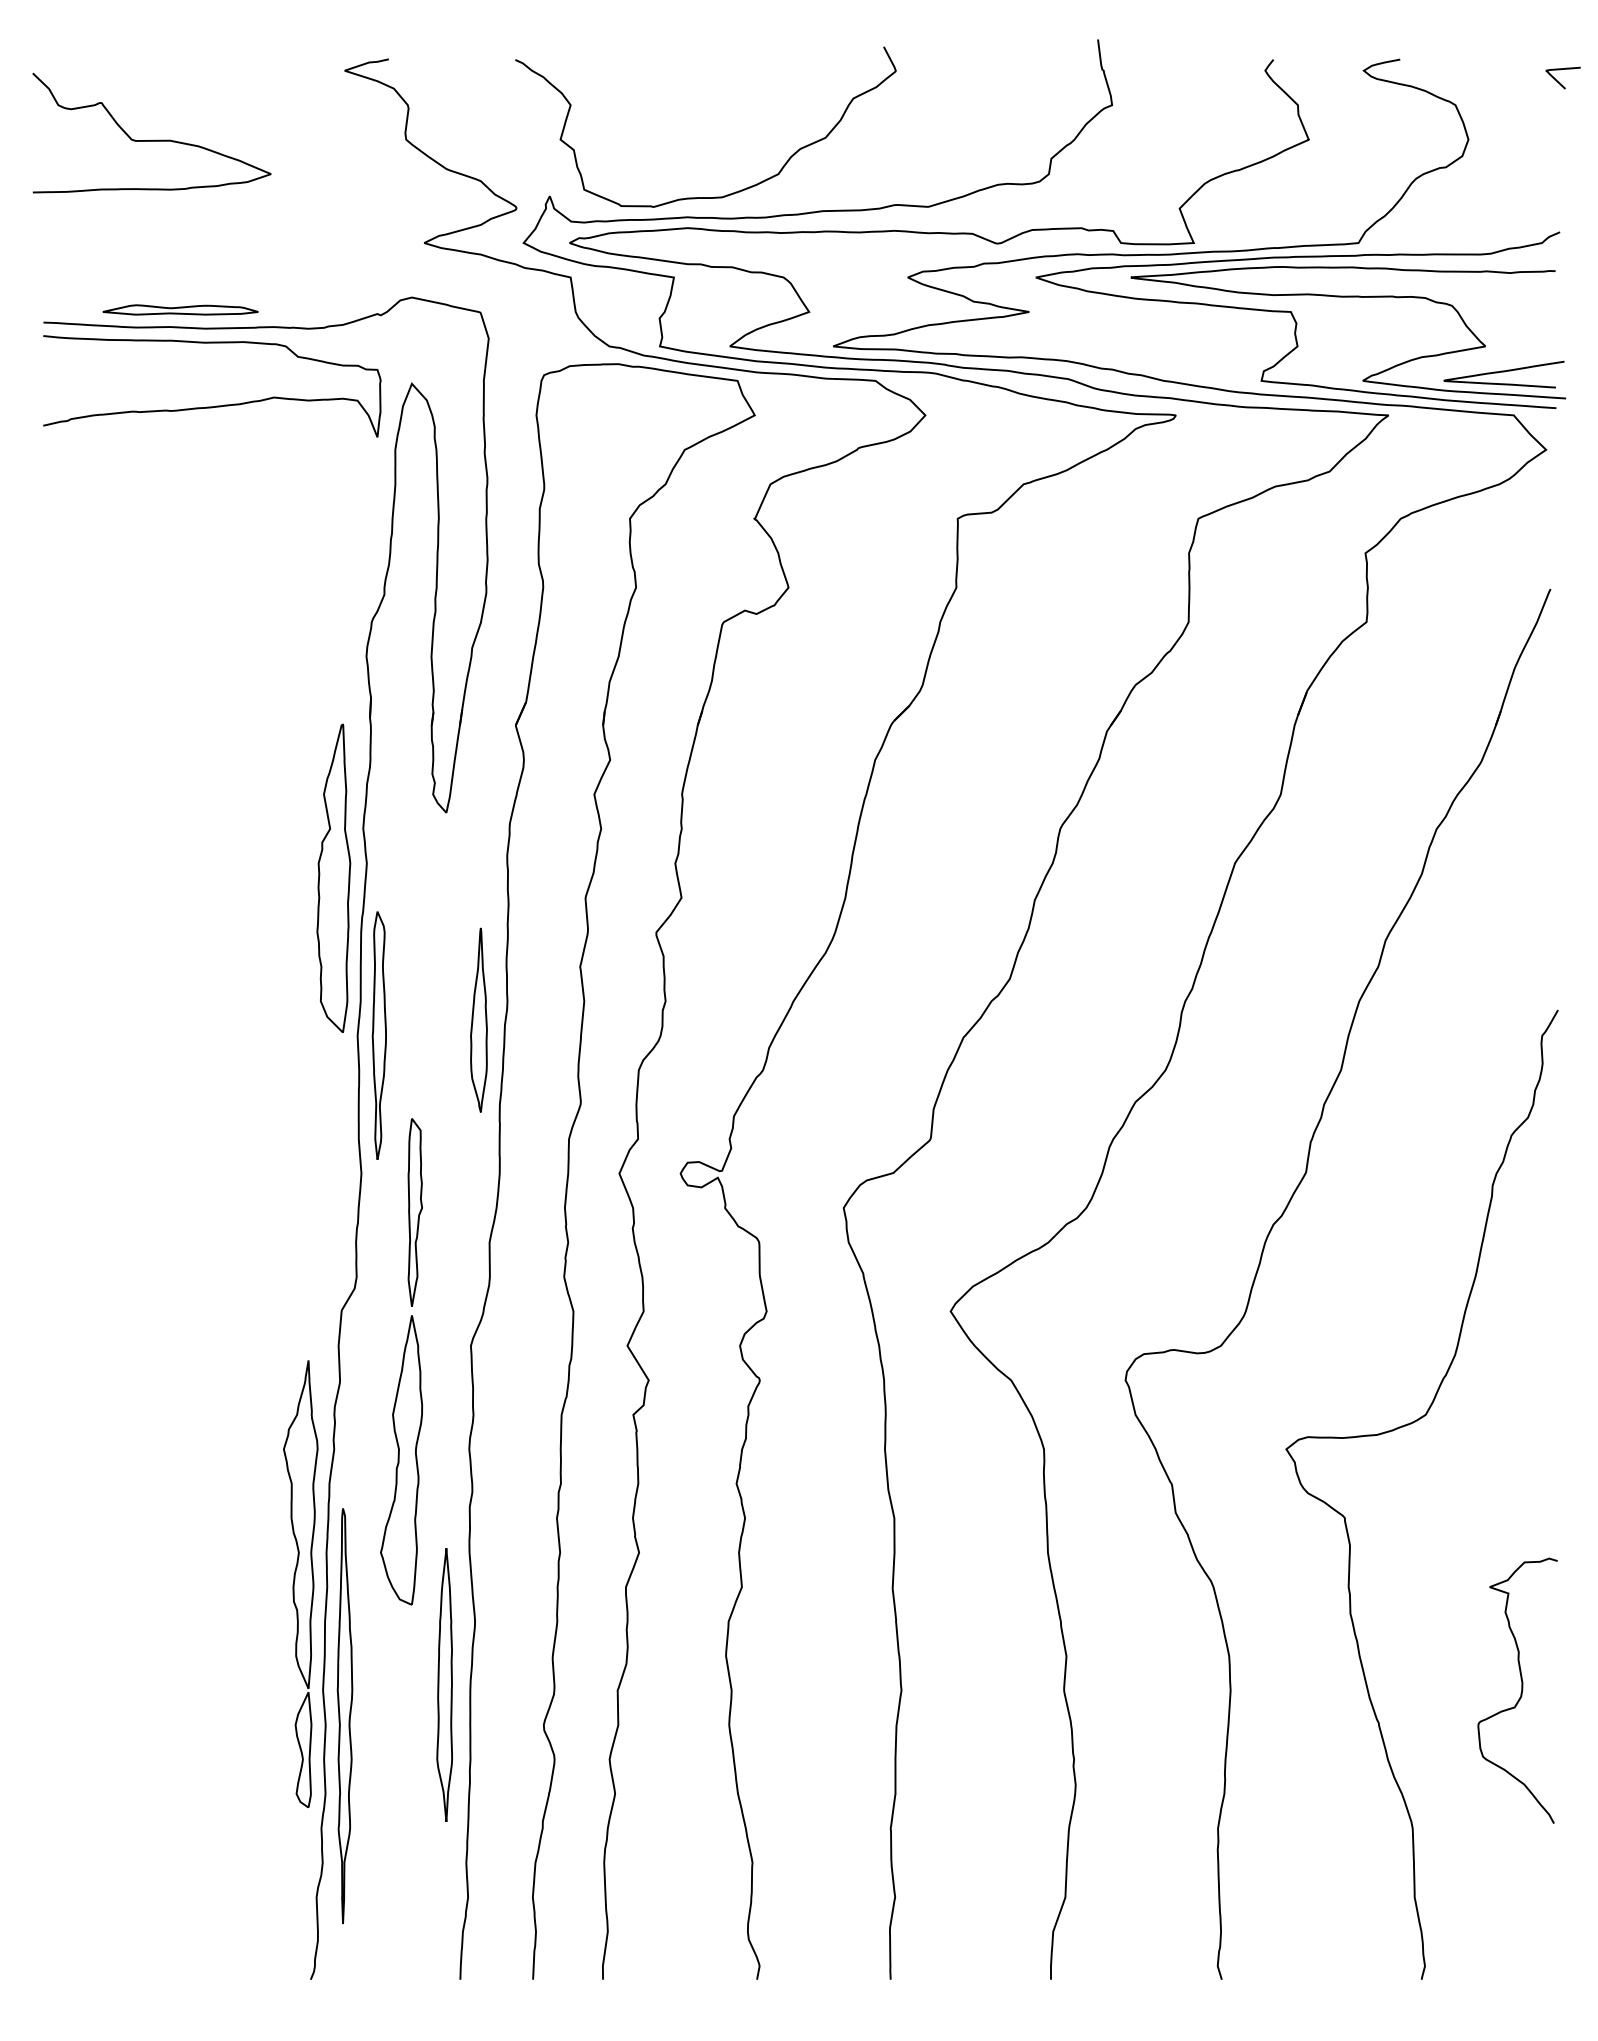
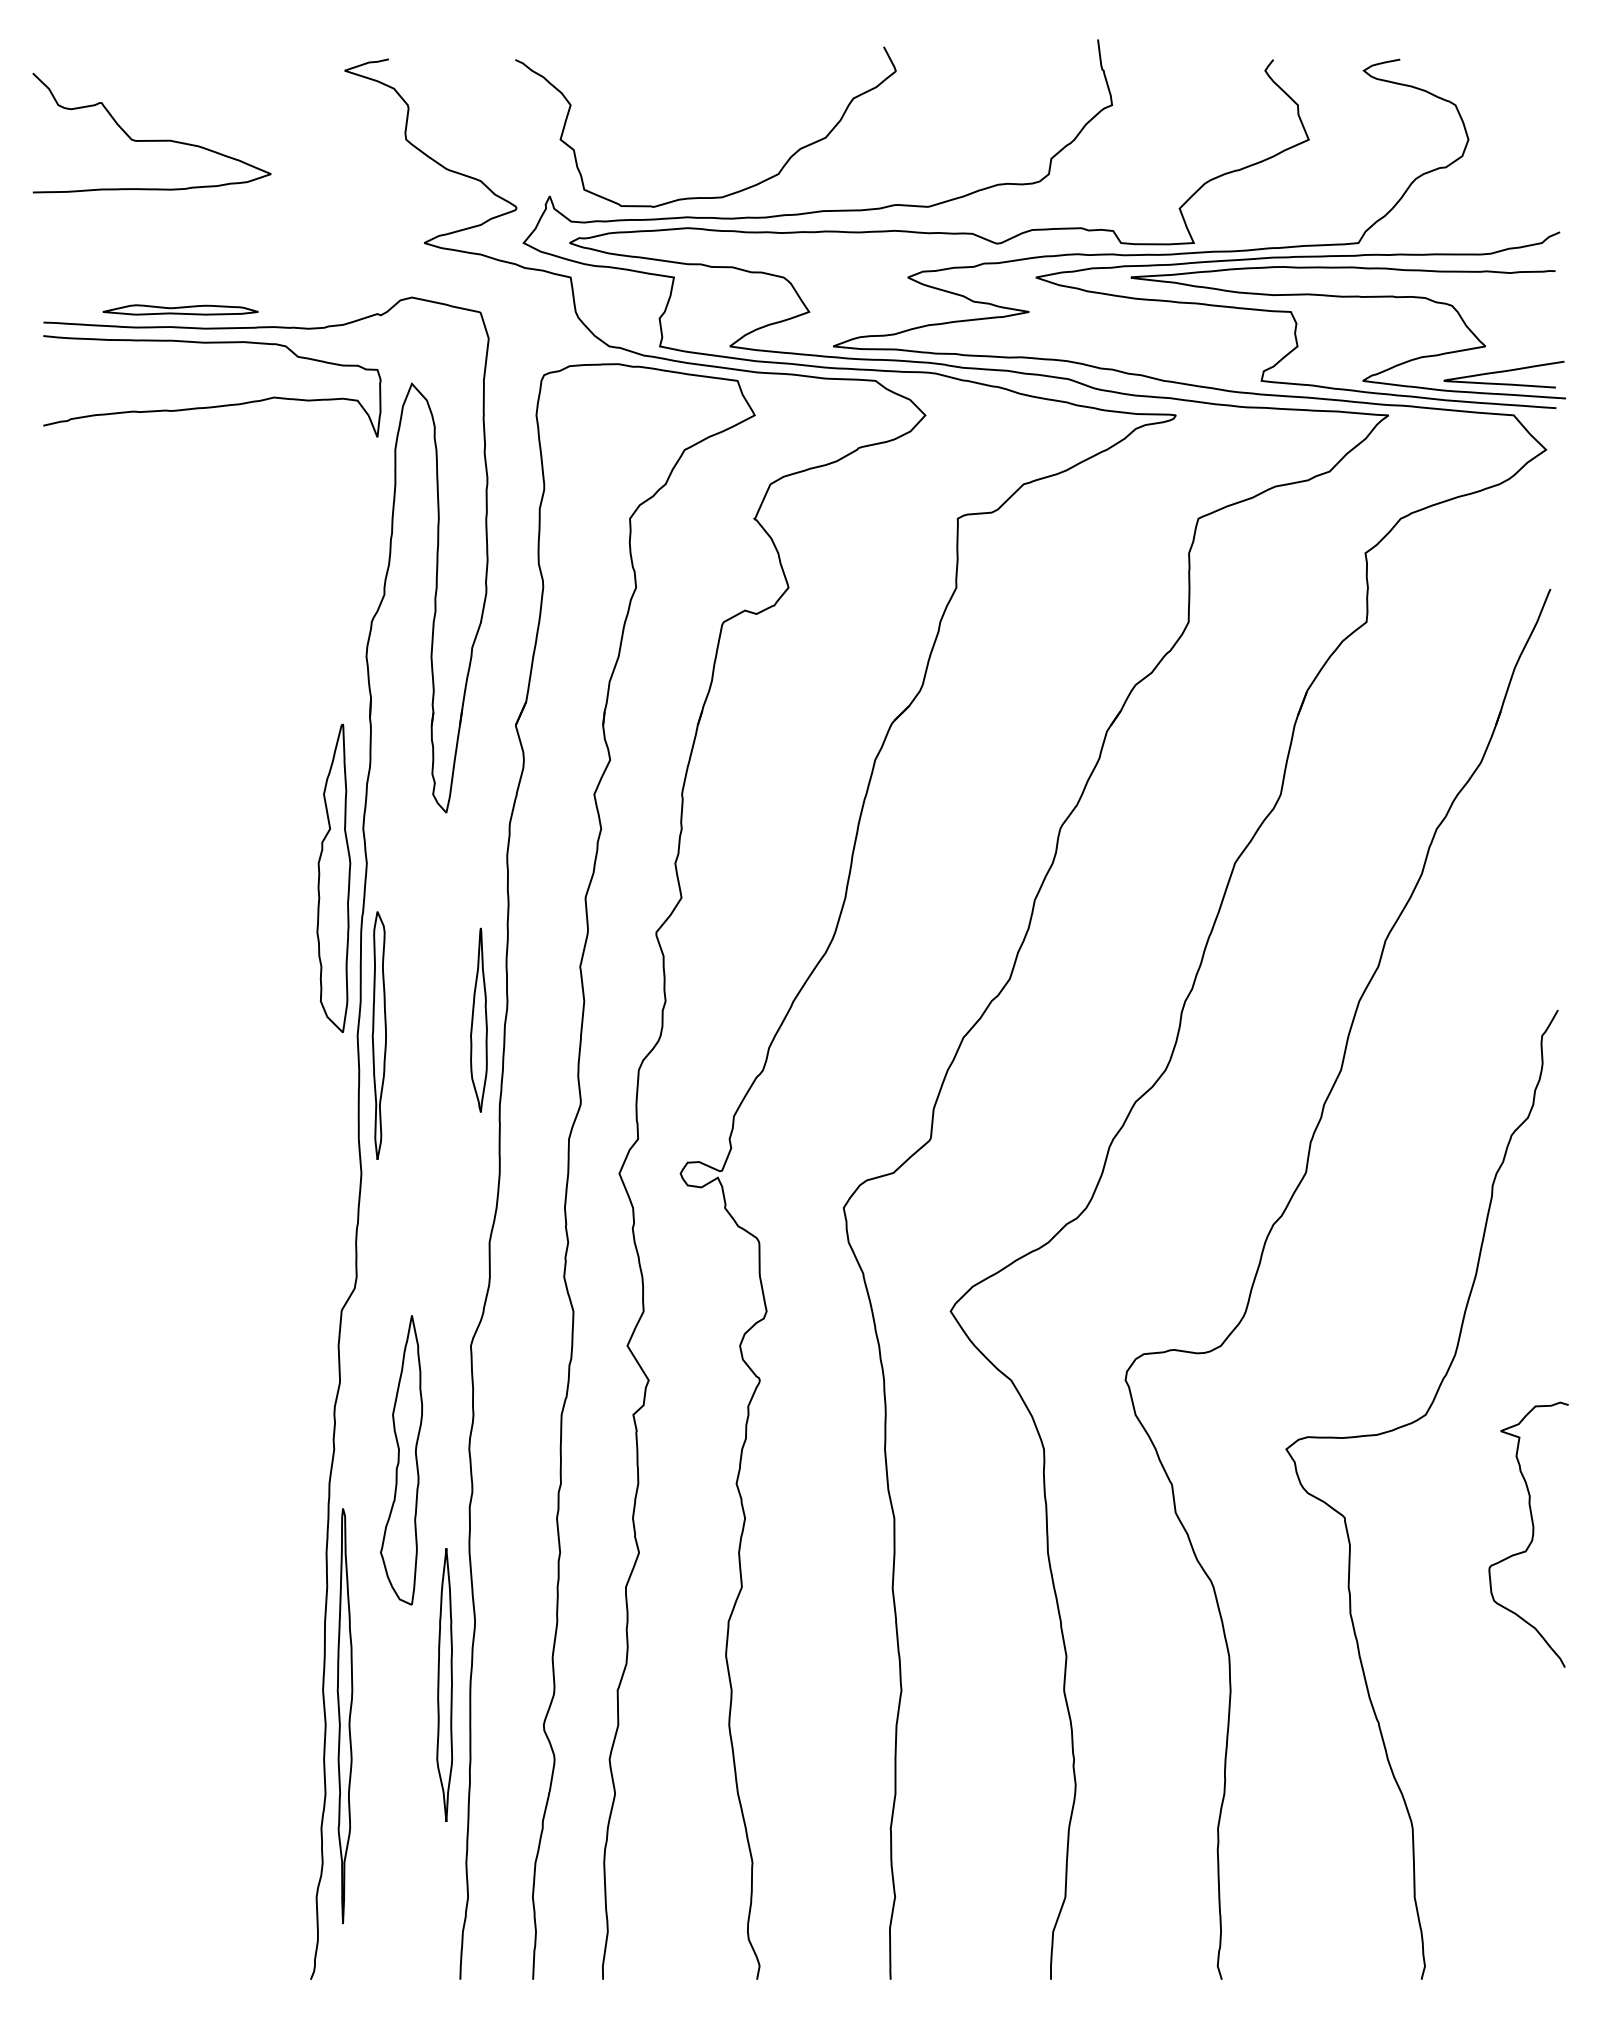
curve: present -> none (1560, 82)
part: present -> none (414, 1212)
part: present -> none (300, 1583)
curve position: (1521, 1690) -> (1532, 1534) (1532, 1534)
